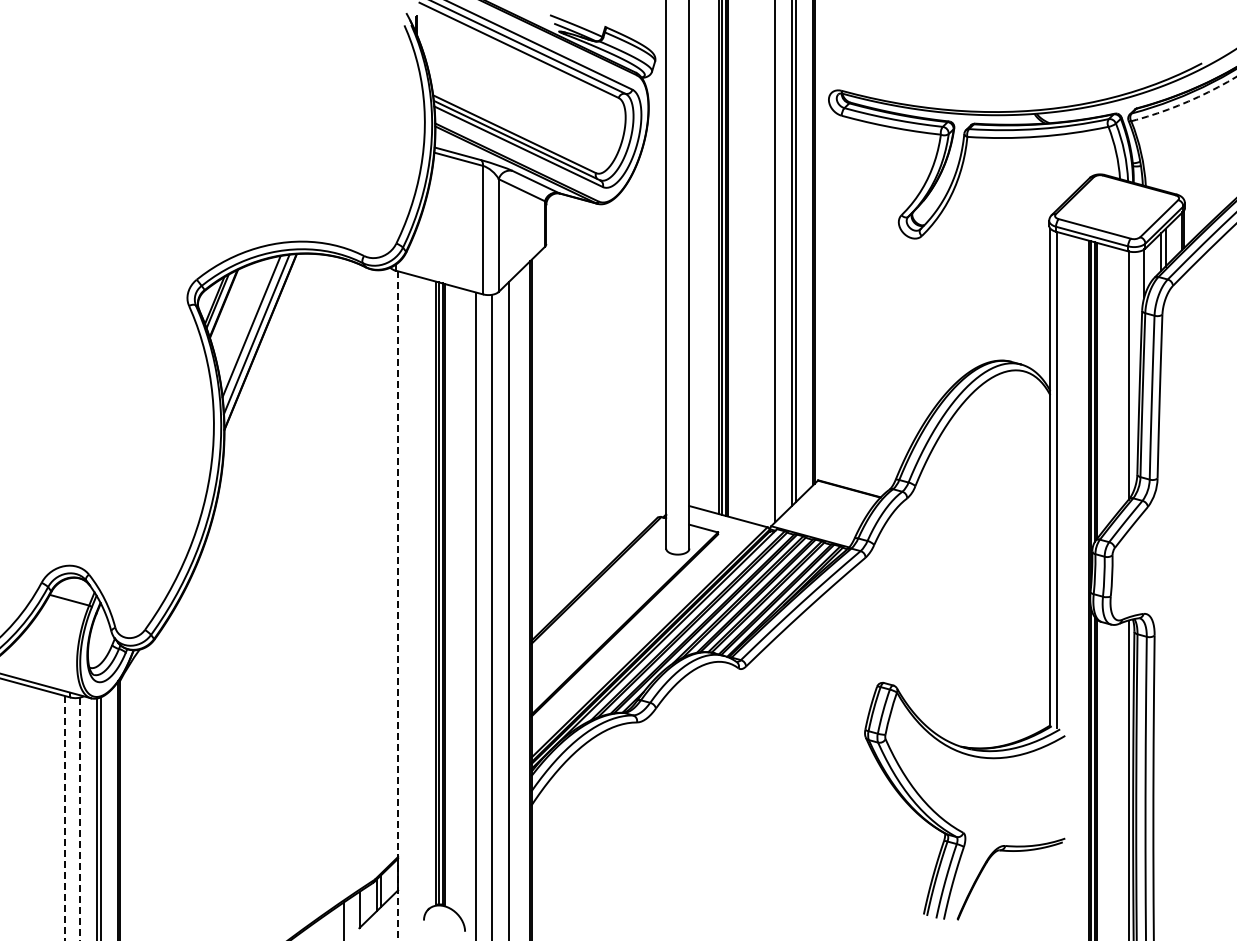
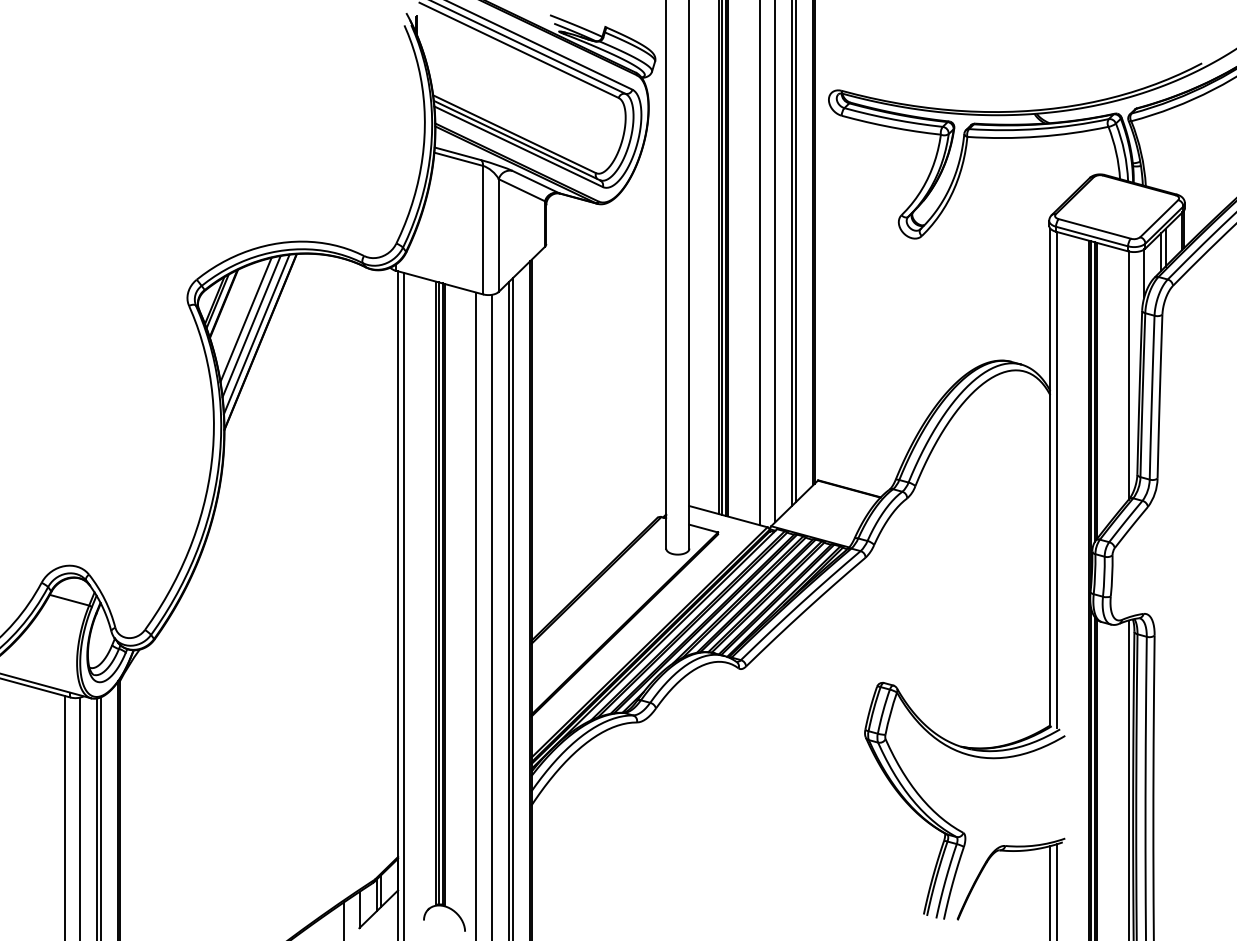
arc: dashed -> solid (1184, 103)
line: none -> present (759, 263)
line: none -> present (245, 319)
line: none -> present (404, 605)
line: dashed -> solid (398, 606)
line: none -> present (513, 607)
line: dashed -> solid (64, 818)
line: dashed -> solid (80, 819)
line: none -> present (1056, 890)
line: none -> present (1050, 891)
